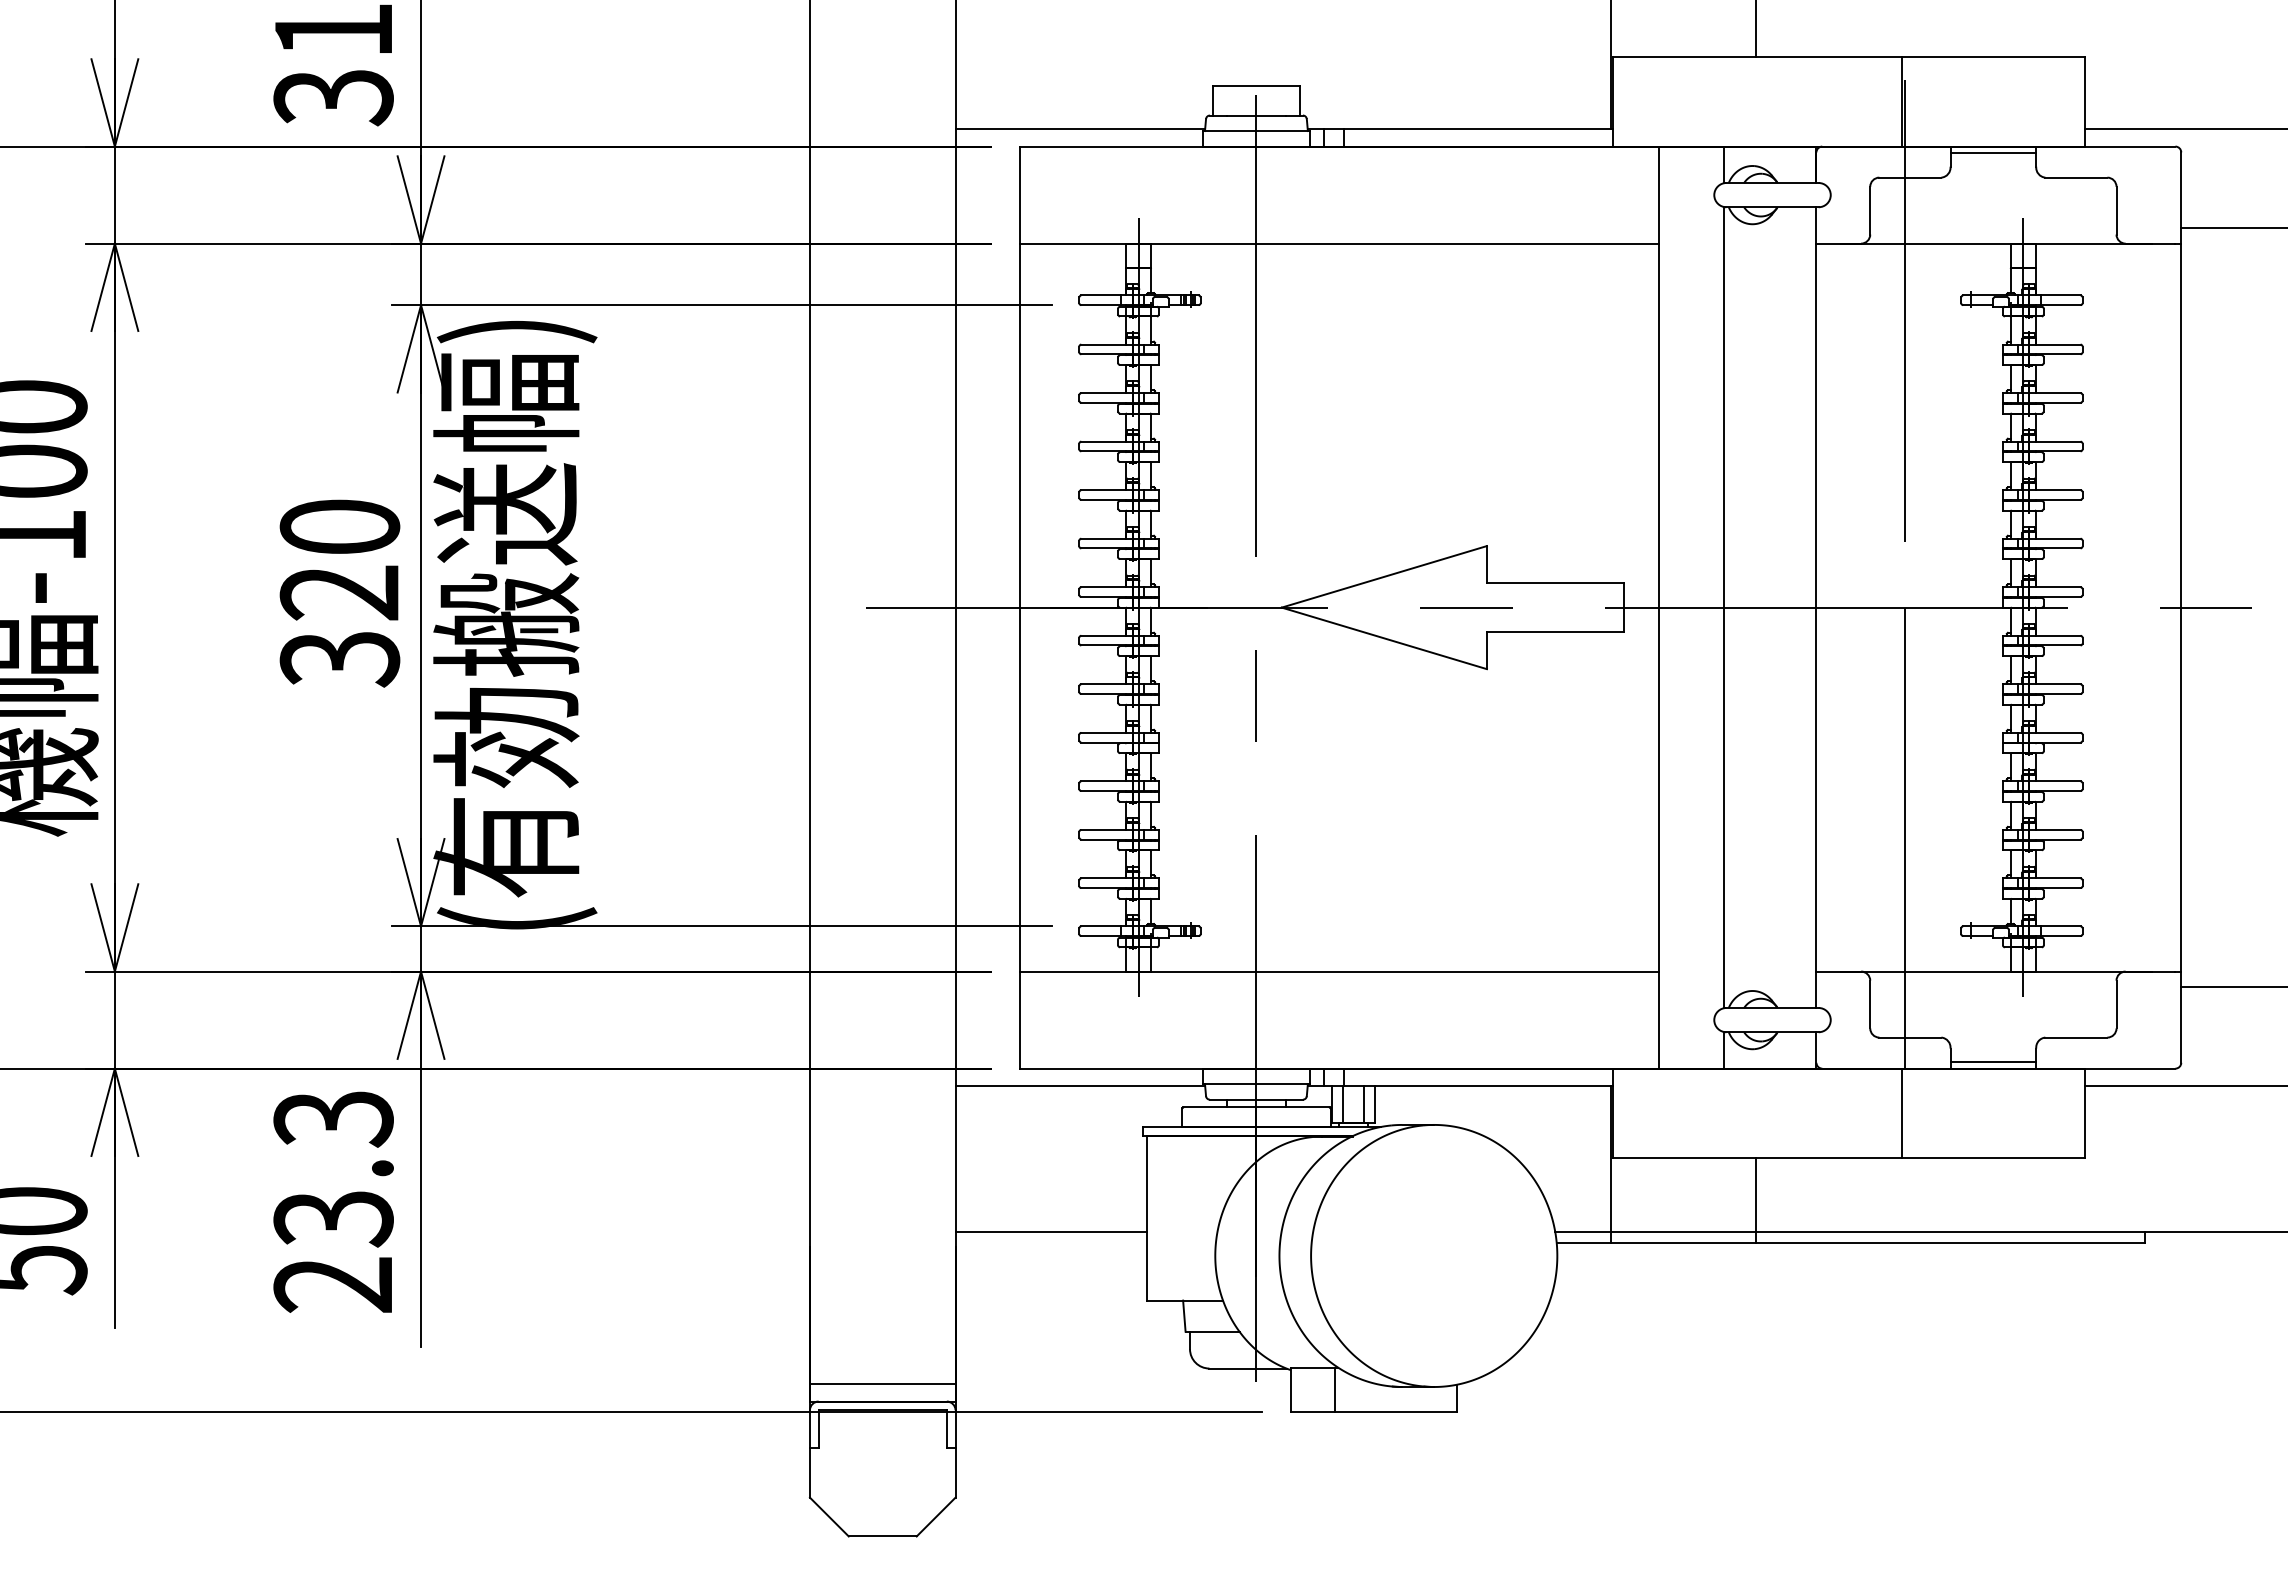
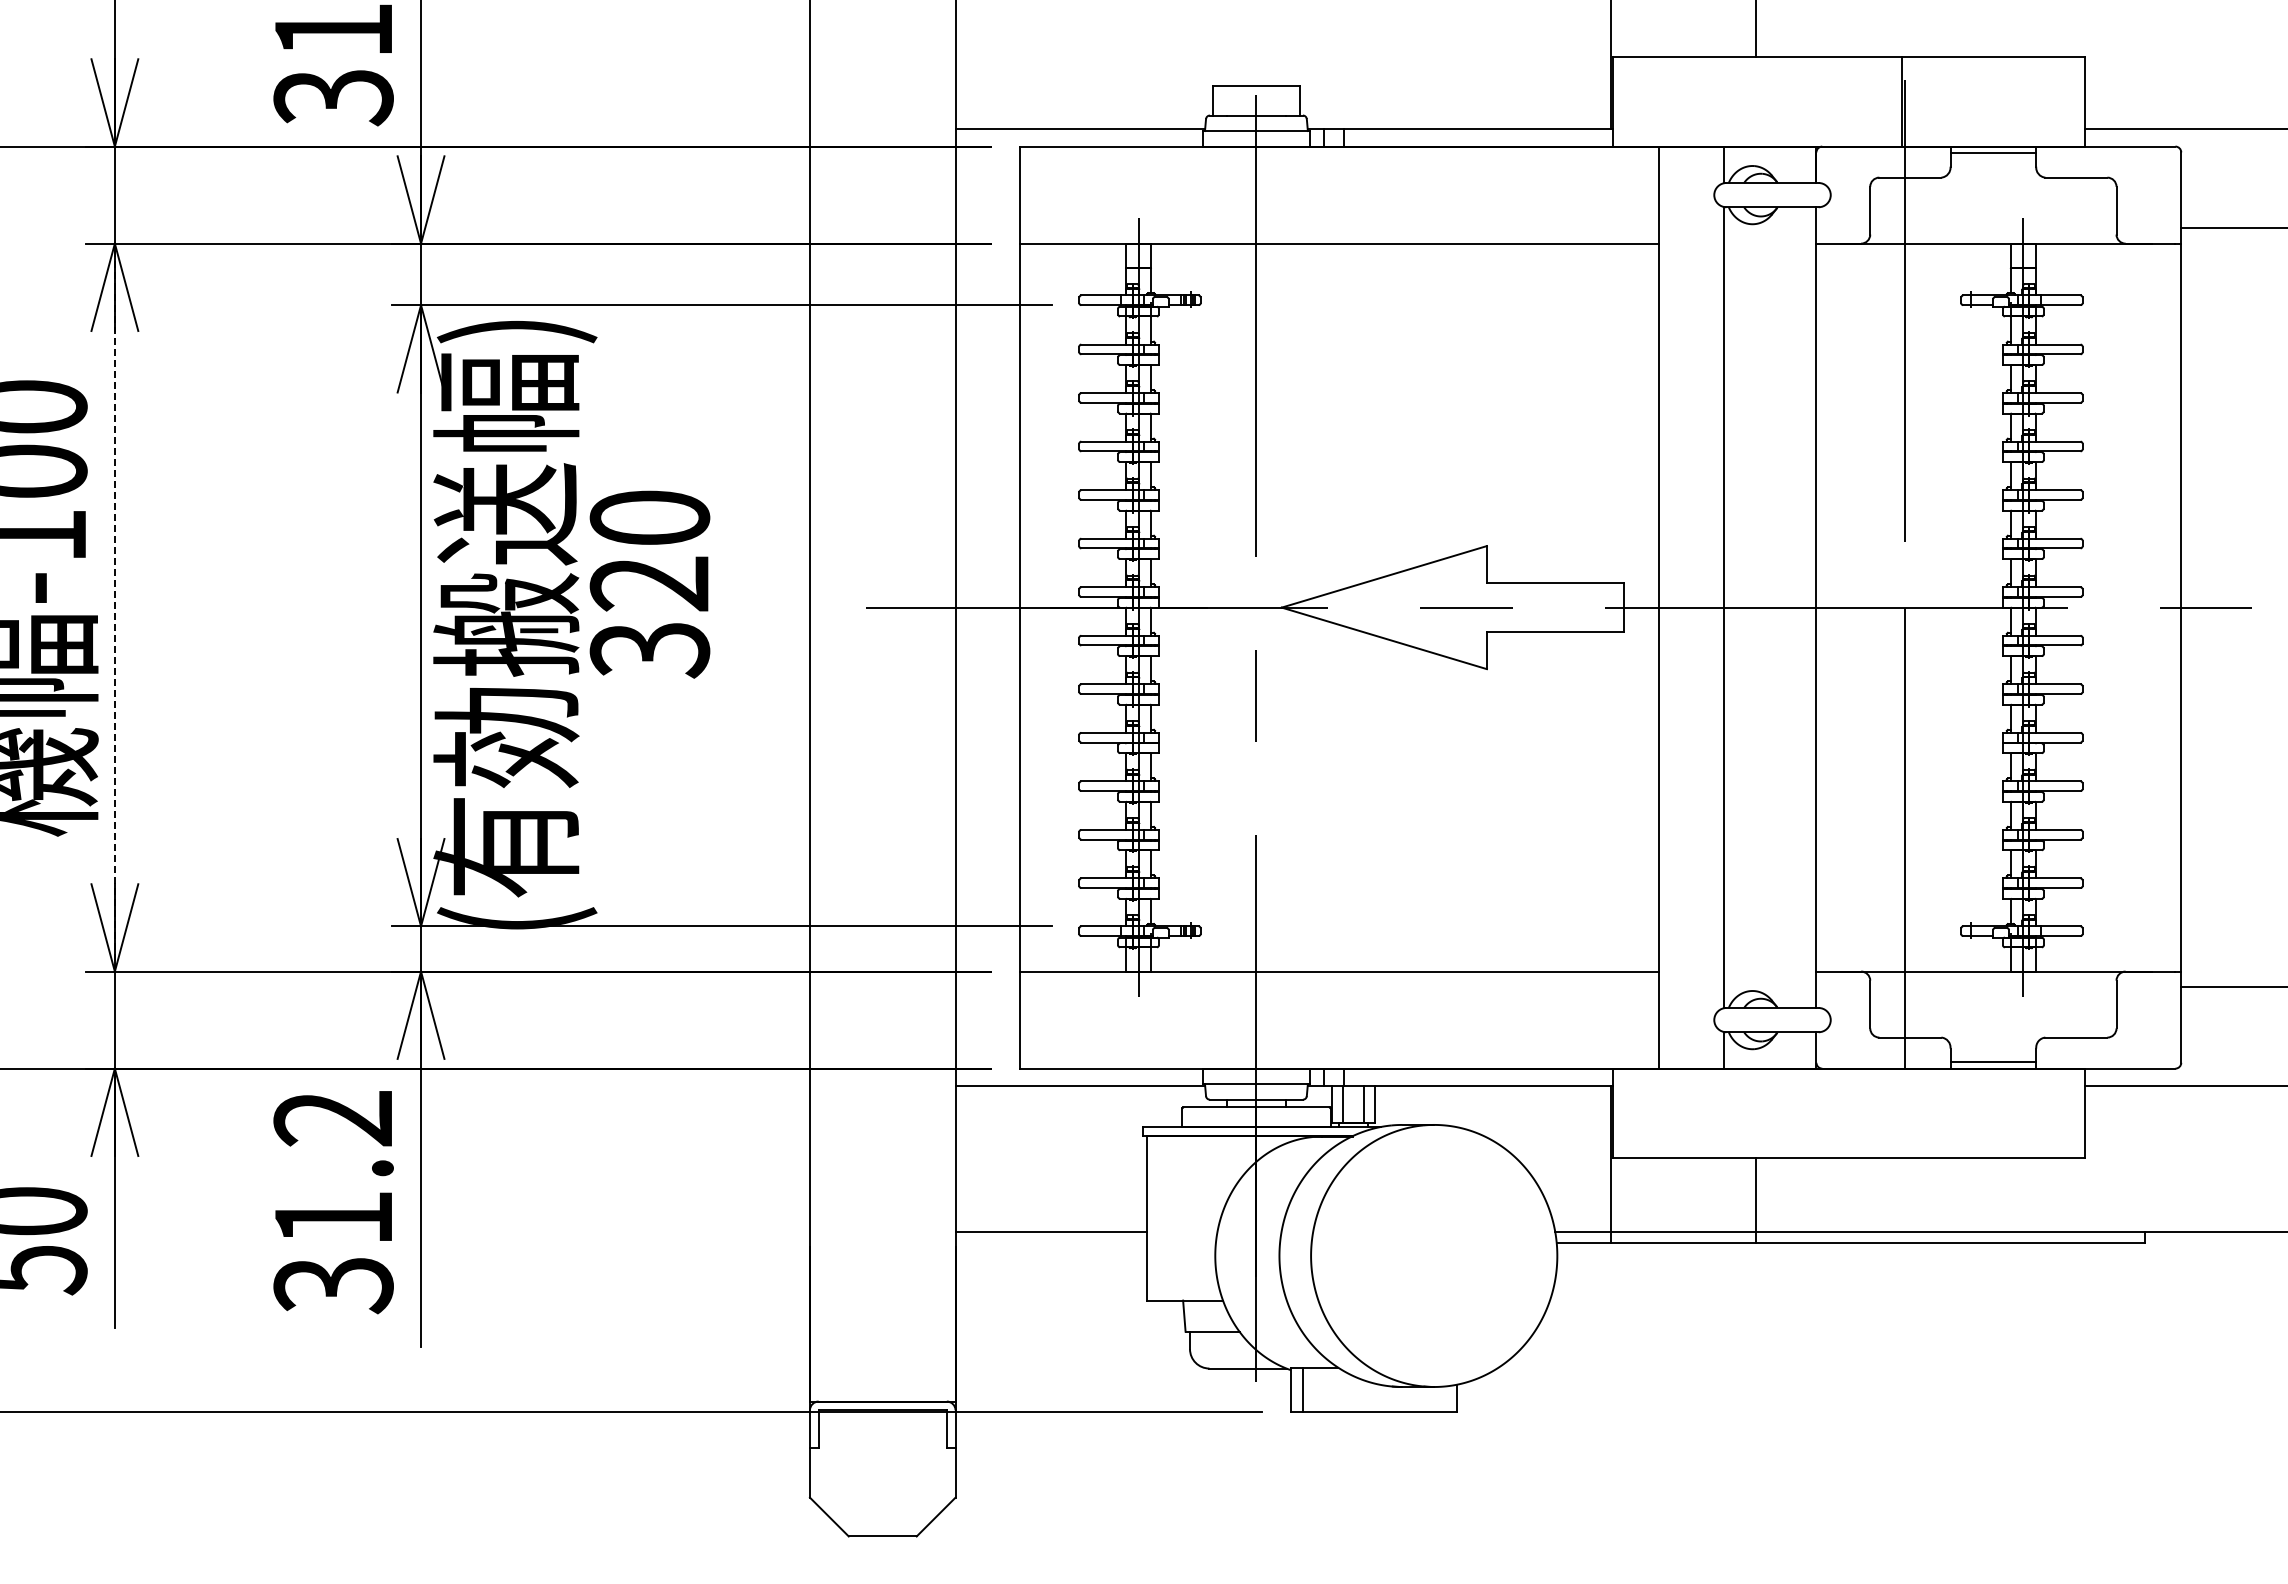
text position: (339, 593) -> (649, 584) (649, 584)
line: solid -> dashed (114, 607)
line: present -> none (1902, 1112)
text: 23.3 -> 31.2 (333, 1202)
line: present -> none (882, 1384)
line position: (1335, 1389) -> (1303, 1389) (1303, 1389)
